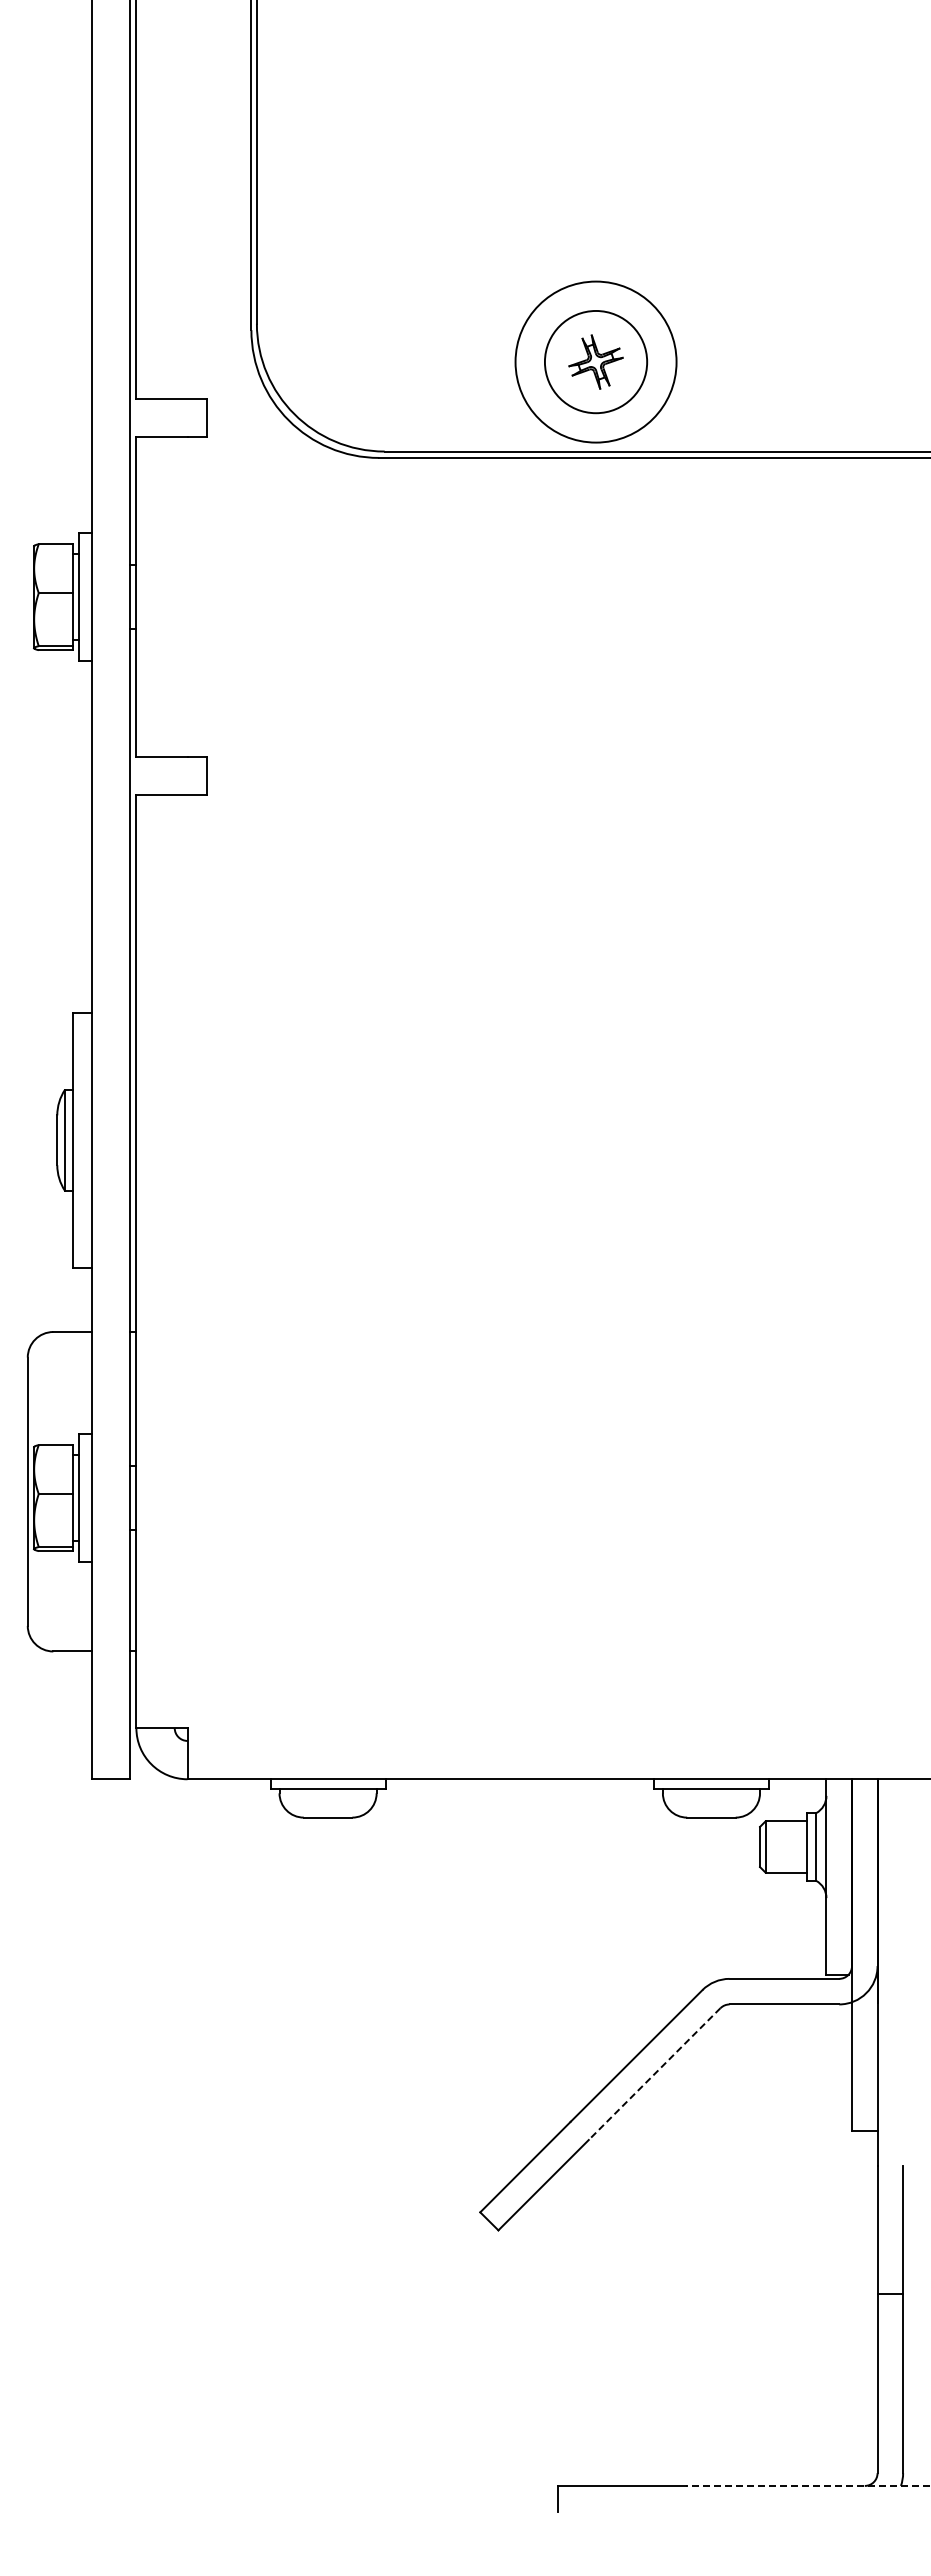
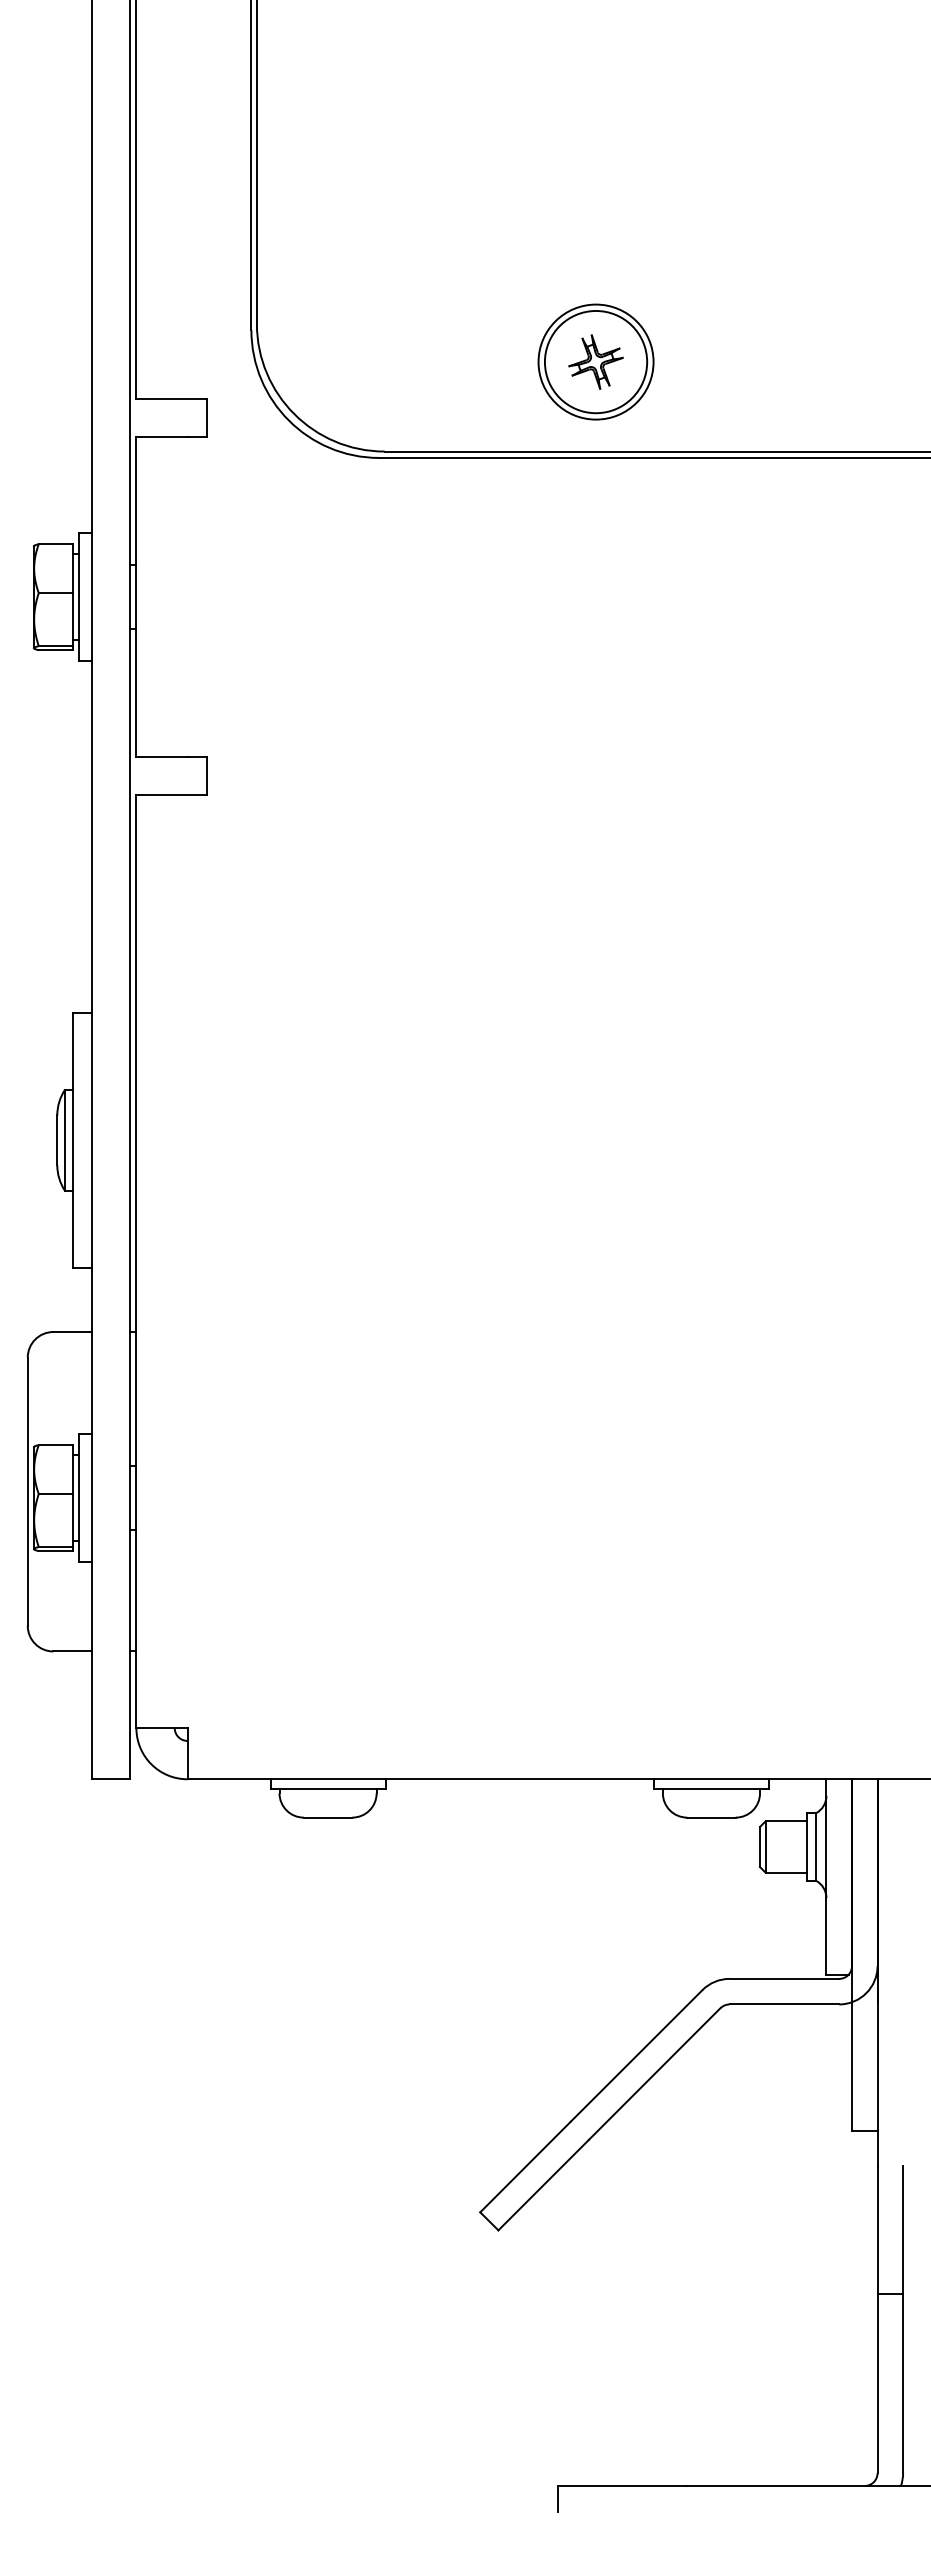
circle diameter: 161 px -> 115 px (595, 361)
line: dashed -> solid (654, 2074)
line: dashed -> solid (807, 2485)
